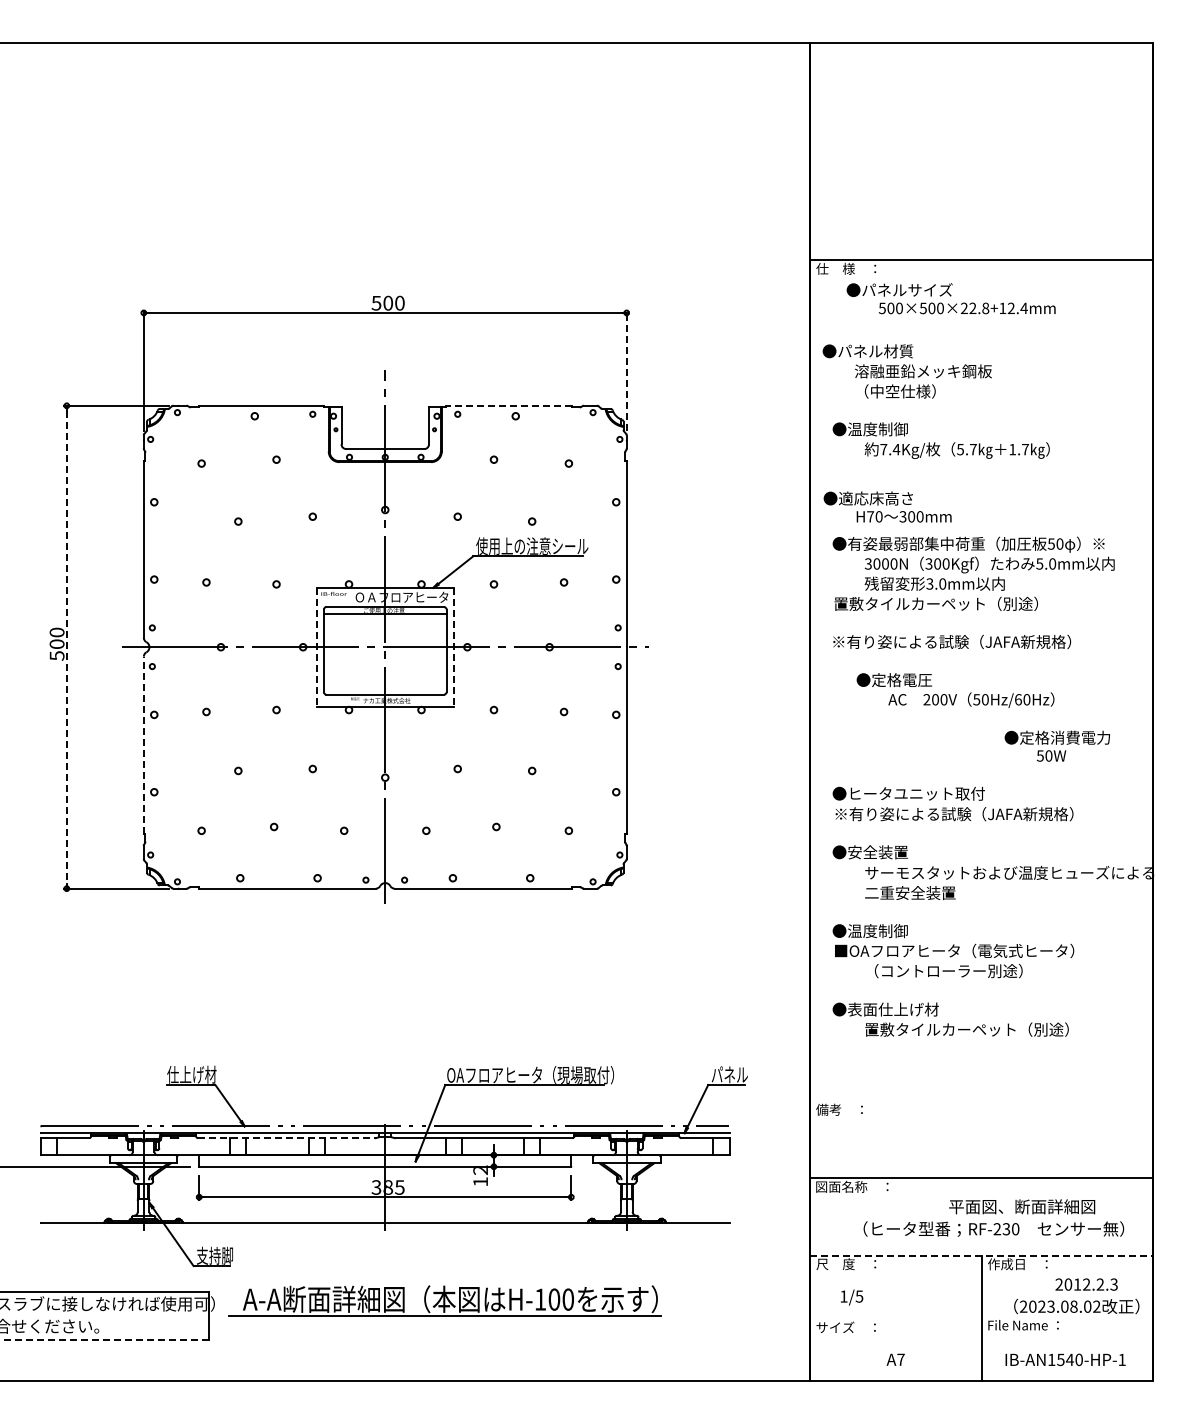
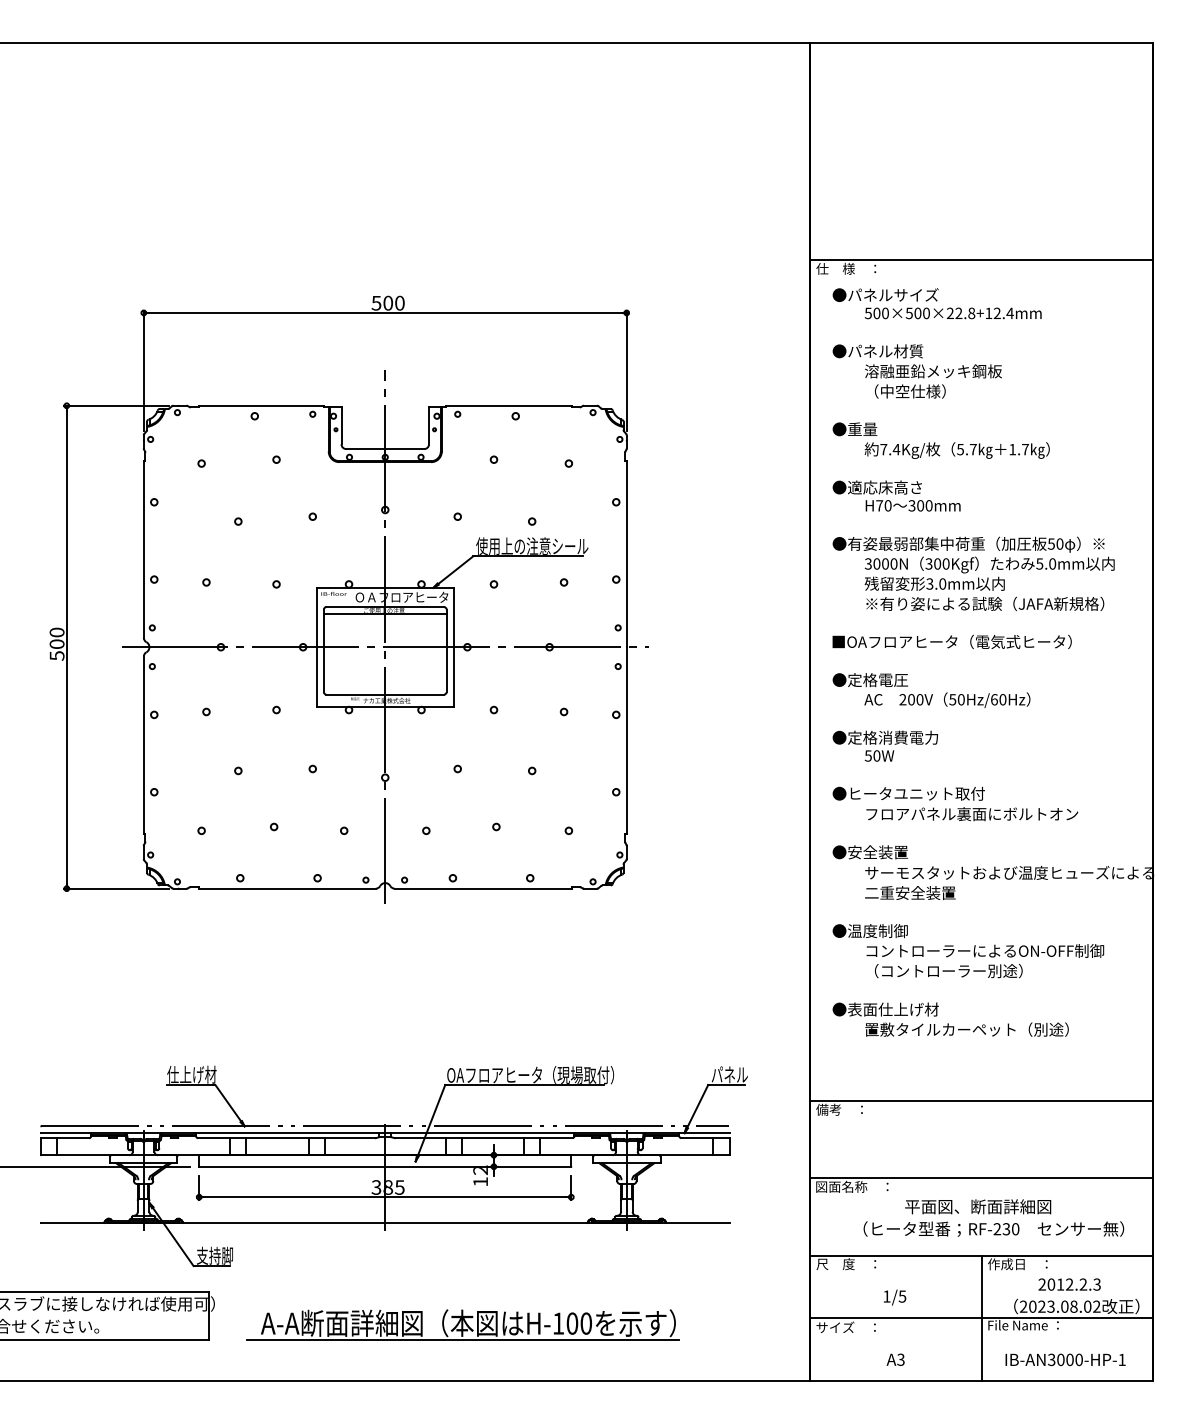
text position: (950, 298) -> (936, 303) (936, 303)
line: dashed -> solid (626, 370)
text position: (906, 371) -> (916, 371) (916, 371)
line: dashed -> solid (508, 405)
text: ●温度制御 -> ●重量 (877, 429)
text position: (887, 506) -> (896, 495) (896, 495)
text: 置敷タイルカーペット（別途） -> ※有り姿による試験（JAFA新規格） (969, 603)
text: ※有り姿による試験（JAFA新規格） -> ■OAフロアヒータ（電気式ヒータ） (951, 641)
line: dashed -> solid (66, 647)
line: dashed -> solid (316, 647)
line: dashed -> solid (453, 647)
text position: (955, 690) -> (931, 690) (931, 690)
line: dashed -> solid (143, 745)
text position: (1057, 745) -> (885, 745) (885, 745)
text: ※有り姿による試験（JAFA新規格） -> フロアパネル裏面にボルトオン (956, 814)
text: ■OAフロアヒータ（電気式ヒータ） -> コントローラーによるON-OFF制御 (969, 950)
line: none -> present (981, 1101)
line: dashed -> solid (286, 1138)
text position: (1022, 1206) -> (978, 1206) (978, 1206)
line: dashed -> solid (981, 1255)
text position: (1086, 1284) -> (1069, 1284) (1069, 1284)
text position: (852, 1297) -> (895, 1297) (895, 1297)
part position: (444, 1300) -> (462, 1324) (462, 1324)
line: none -> present (981, 1318)
line: dashed -> solid (104, 1339)
text: A7 -> A3 (900, 1359)
text: IB-AN1540-HP-1 -> IB-AN3000-HP-1 (1060, 1359)
